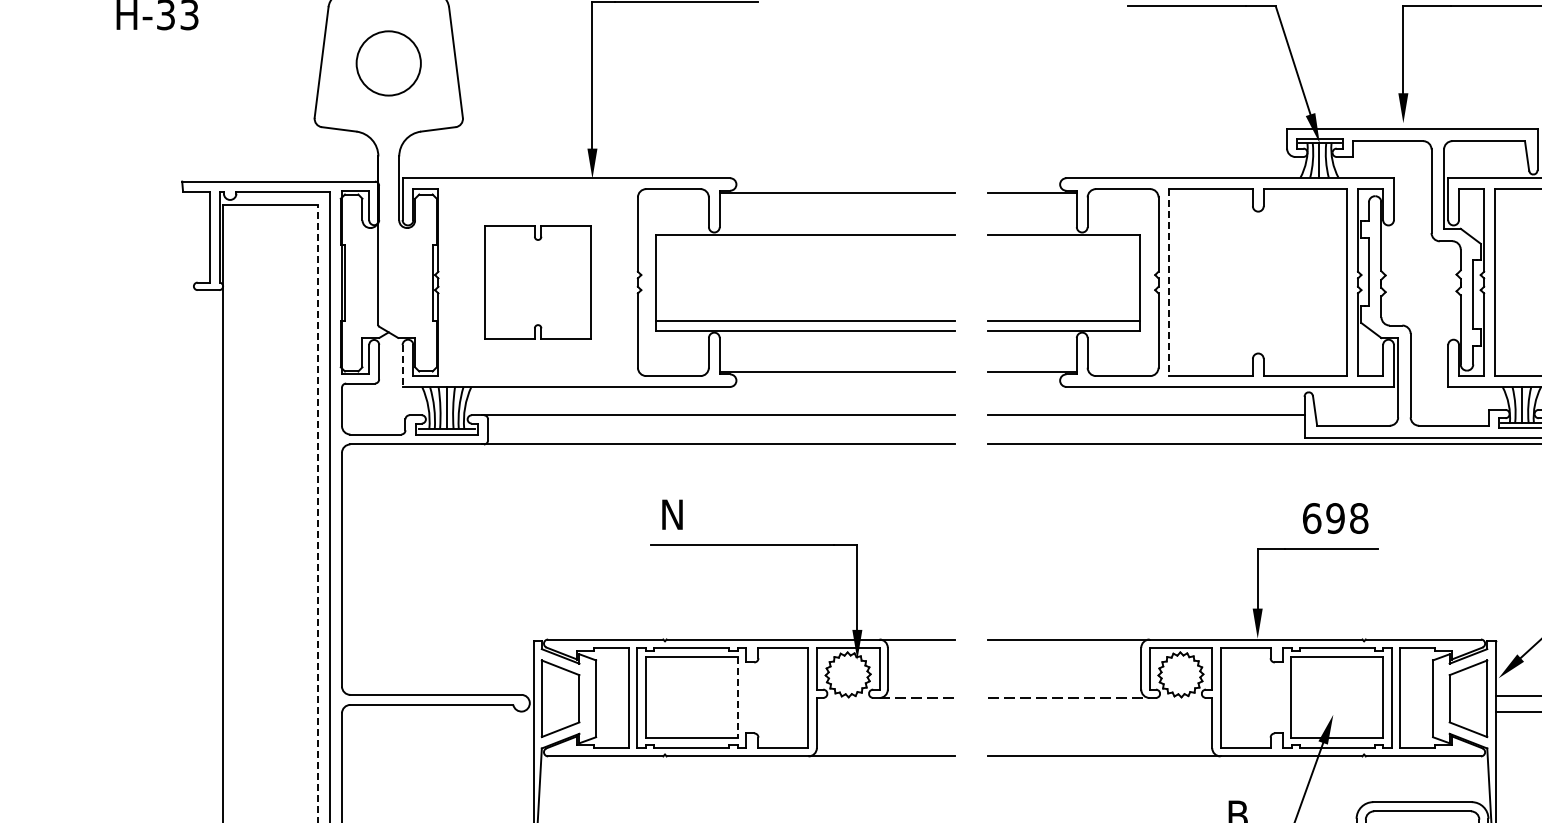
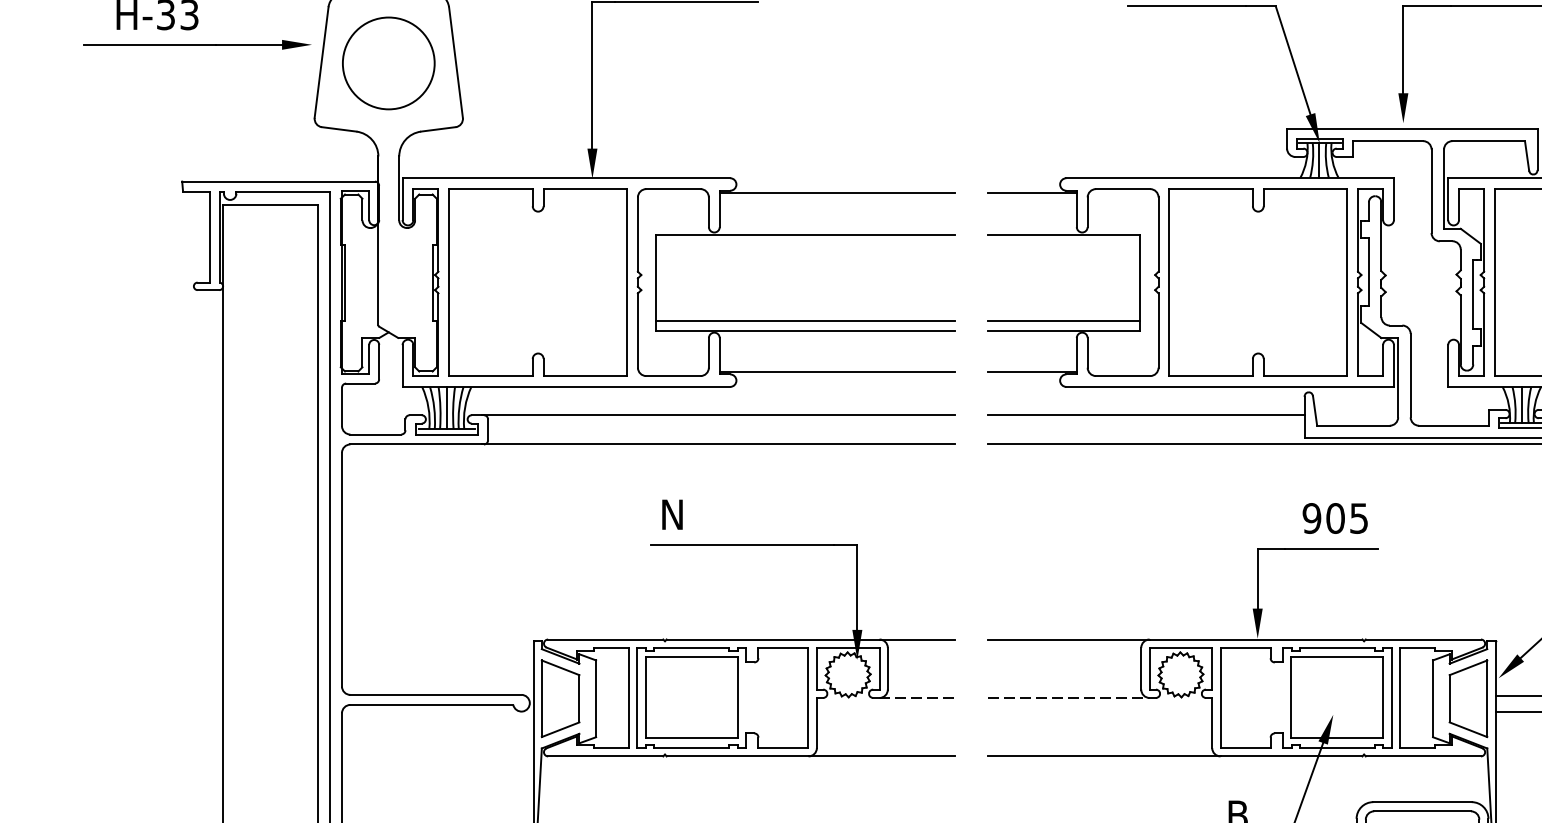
part: none -> present (197, 44)
circle diameter: 64 px -> 92 px (388, 63)
part size: 108x115 px -> 180x189 px (537, 282)
line: dashed -> solid (1169, 283)
line: dashed -> solid (402, 366)
line: dashed -> solid (318, 513)
text: 698 -> 905 (1335, 518)
line: dashed -> solid (738, 698)
